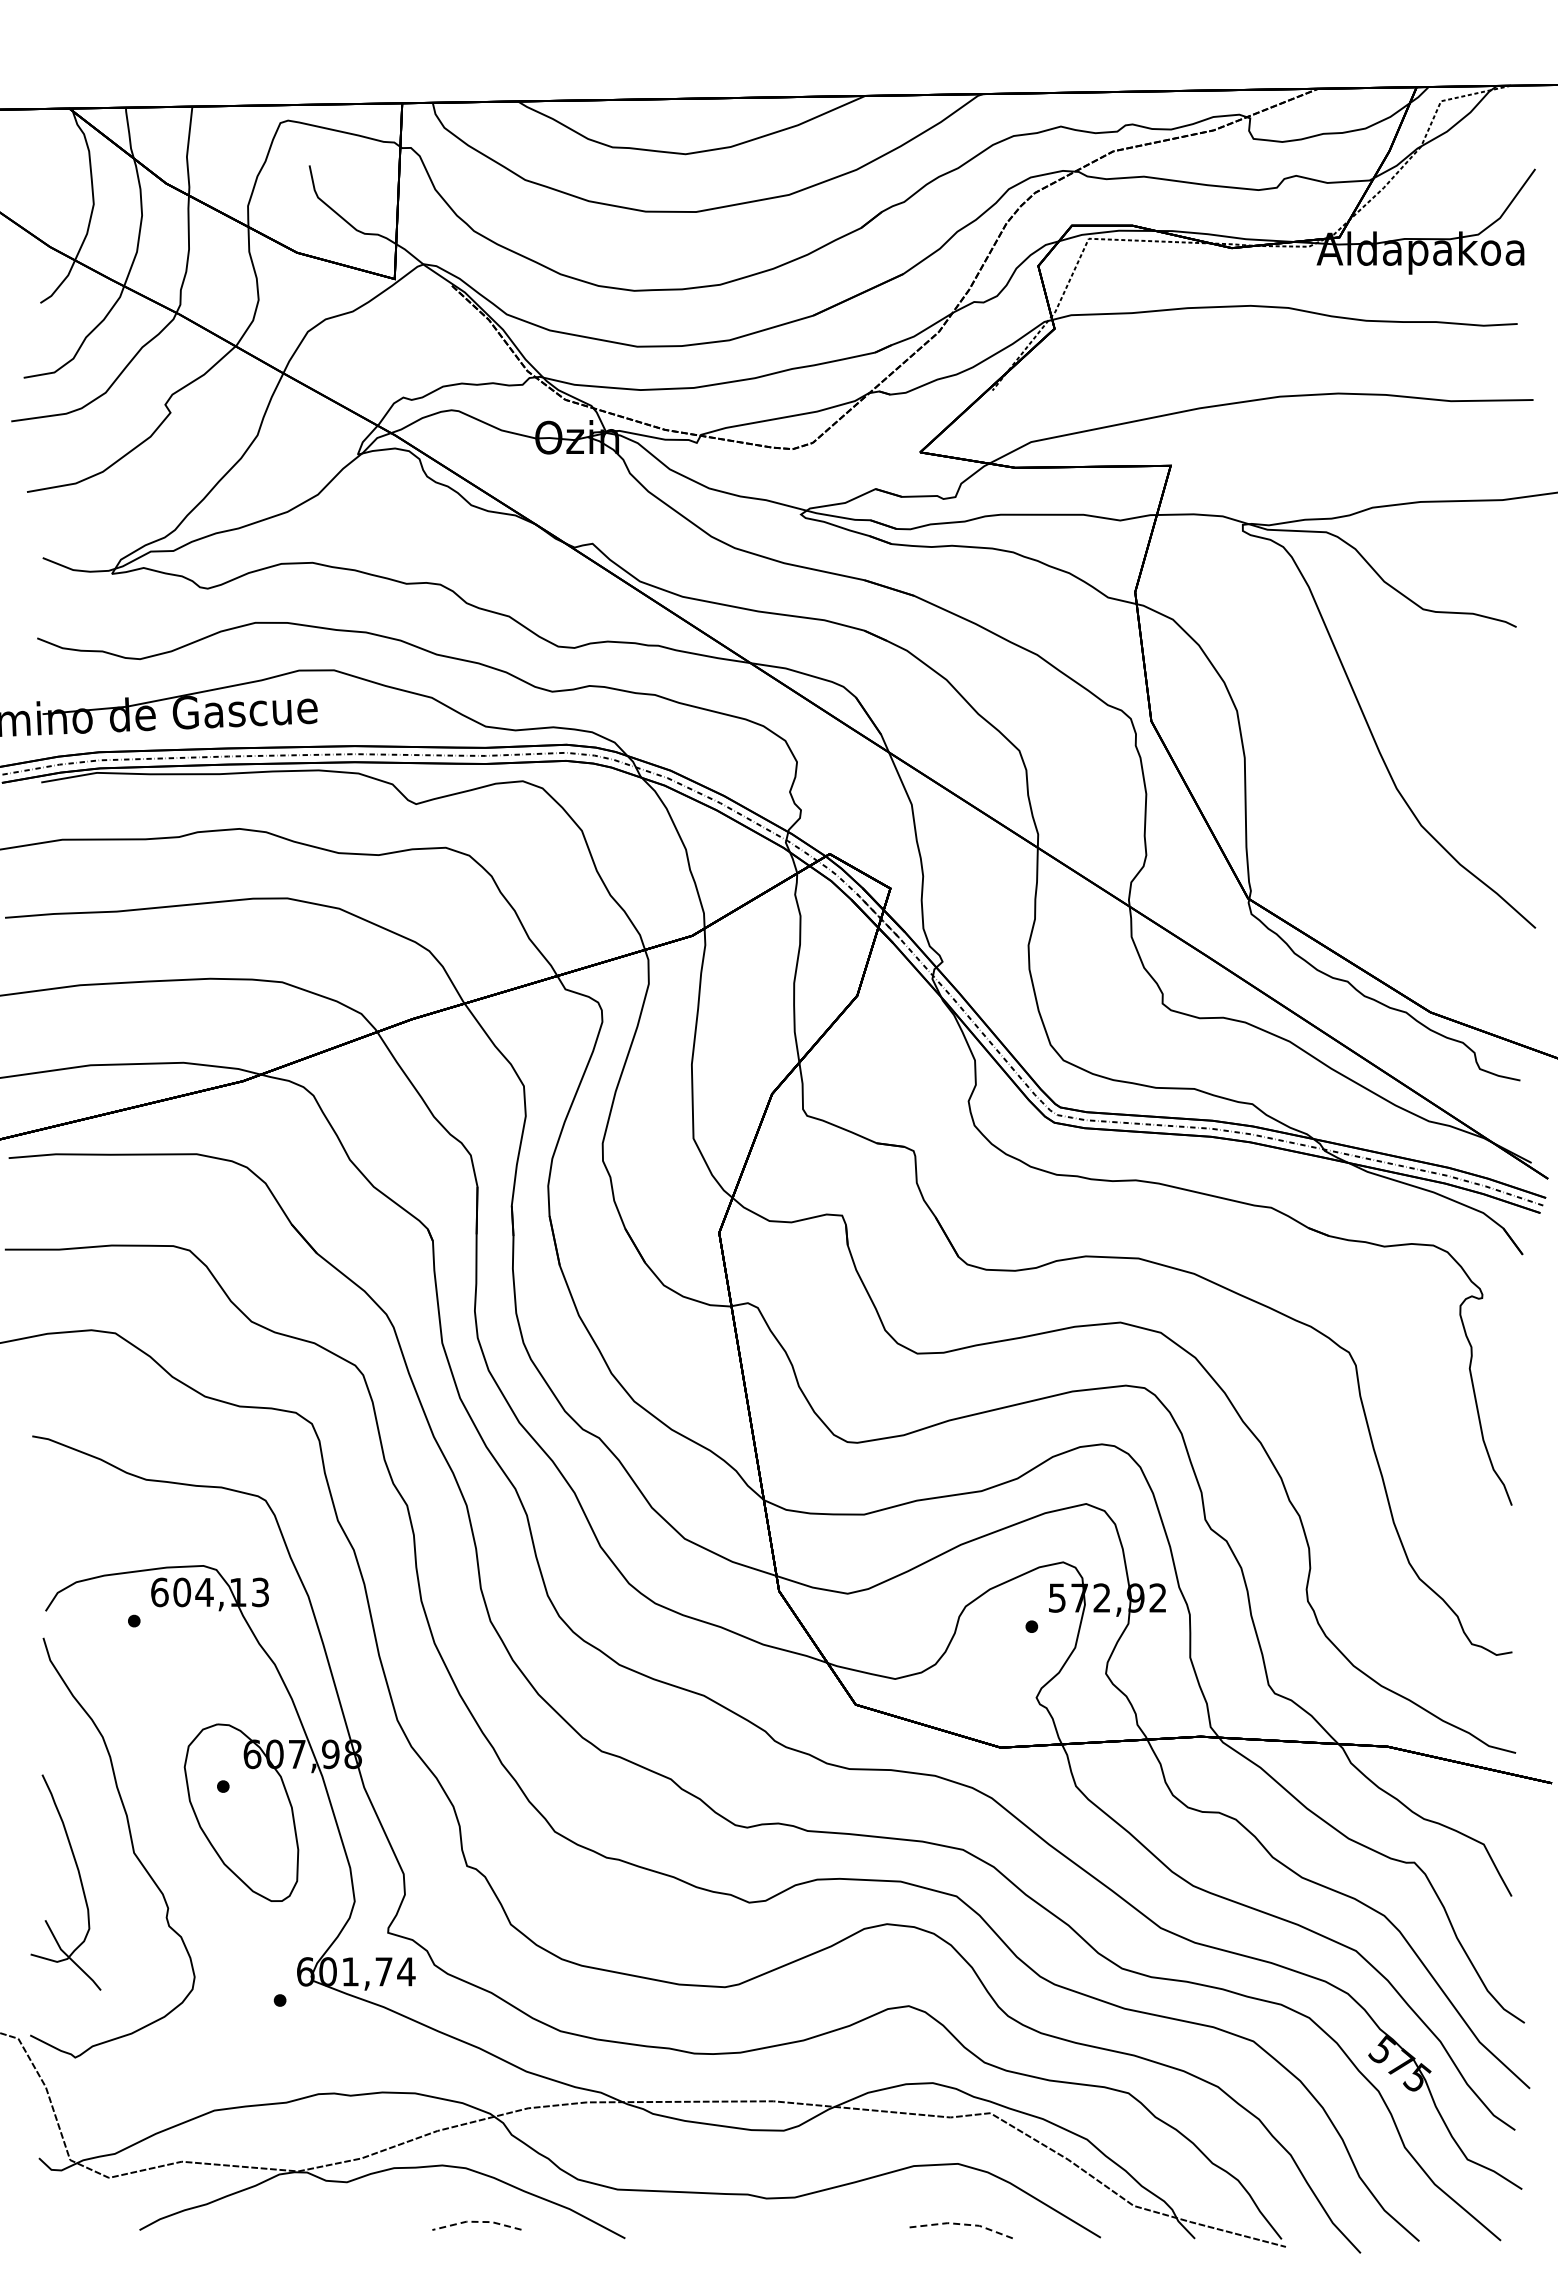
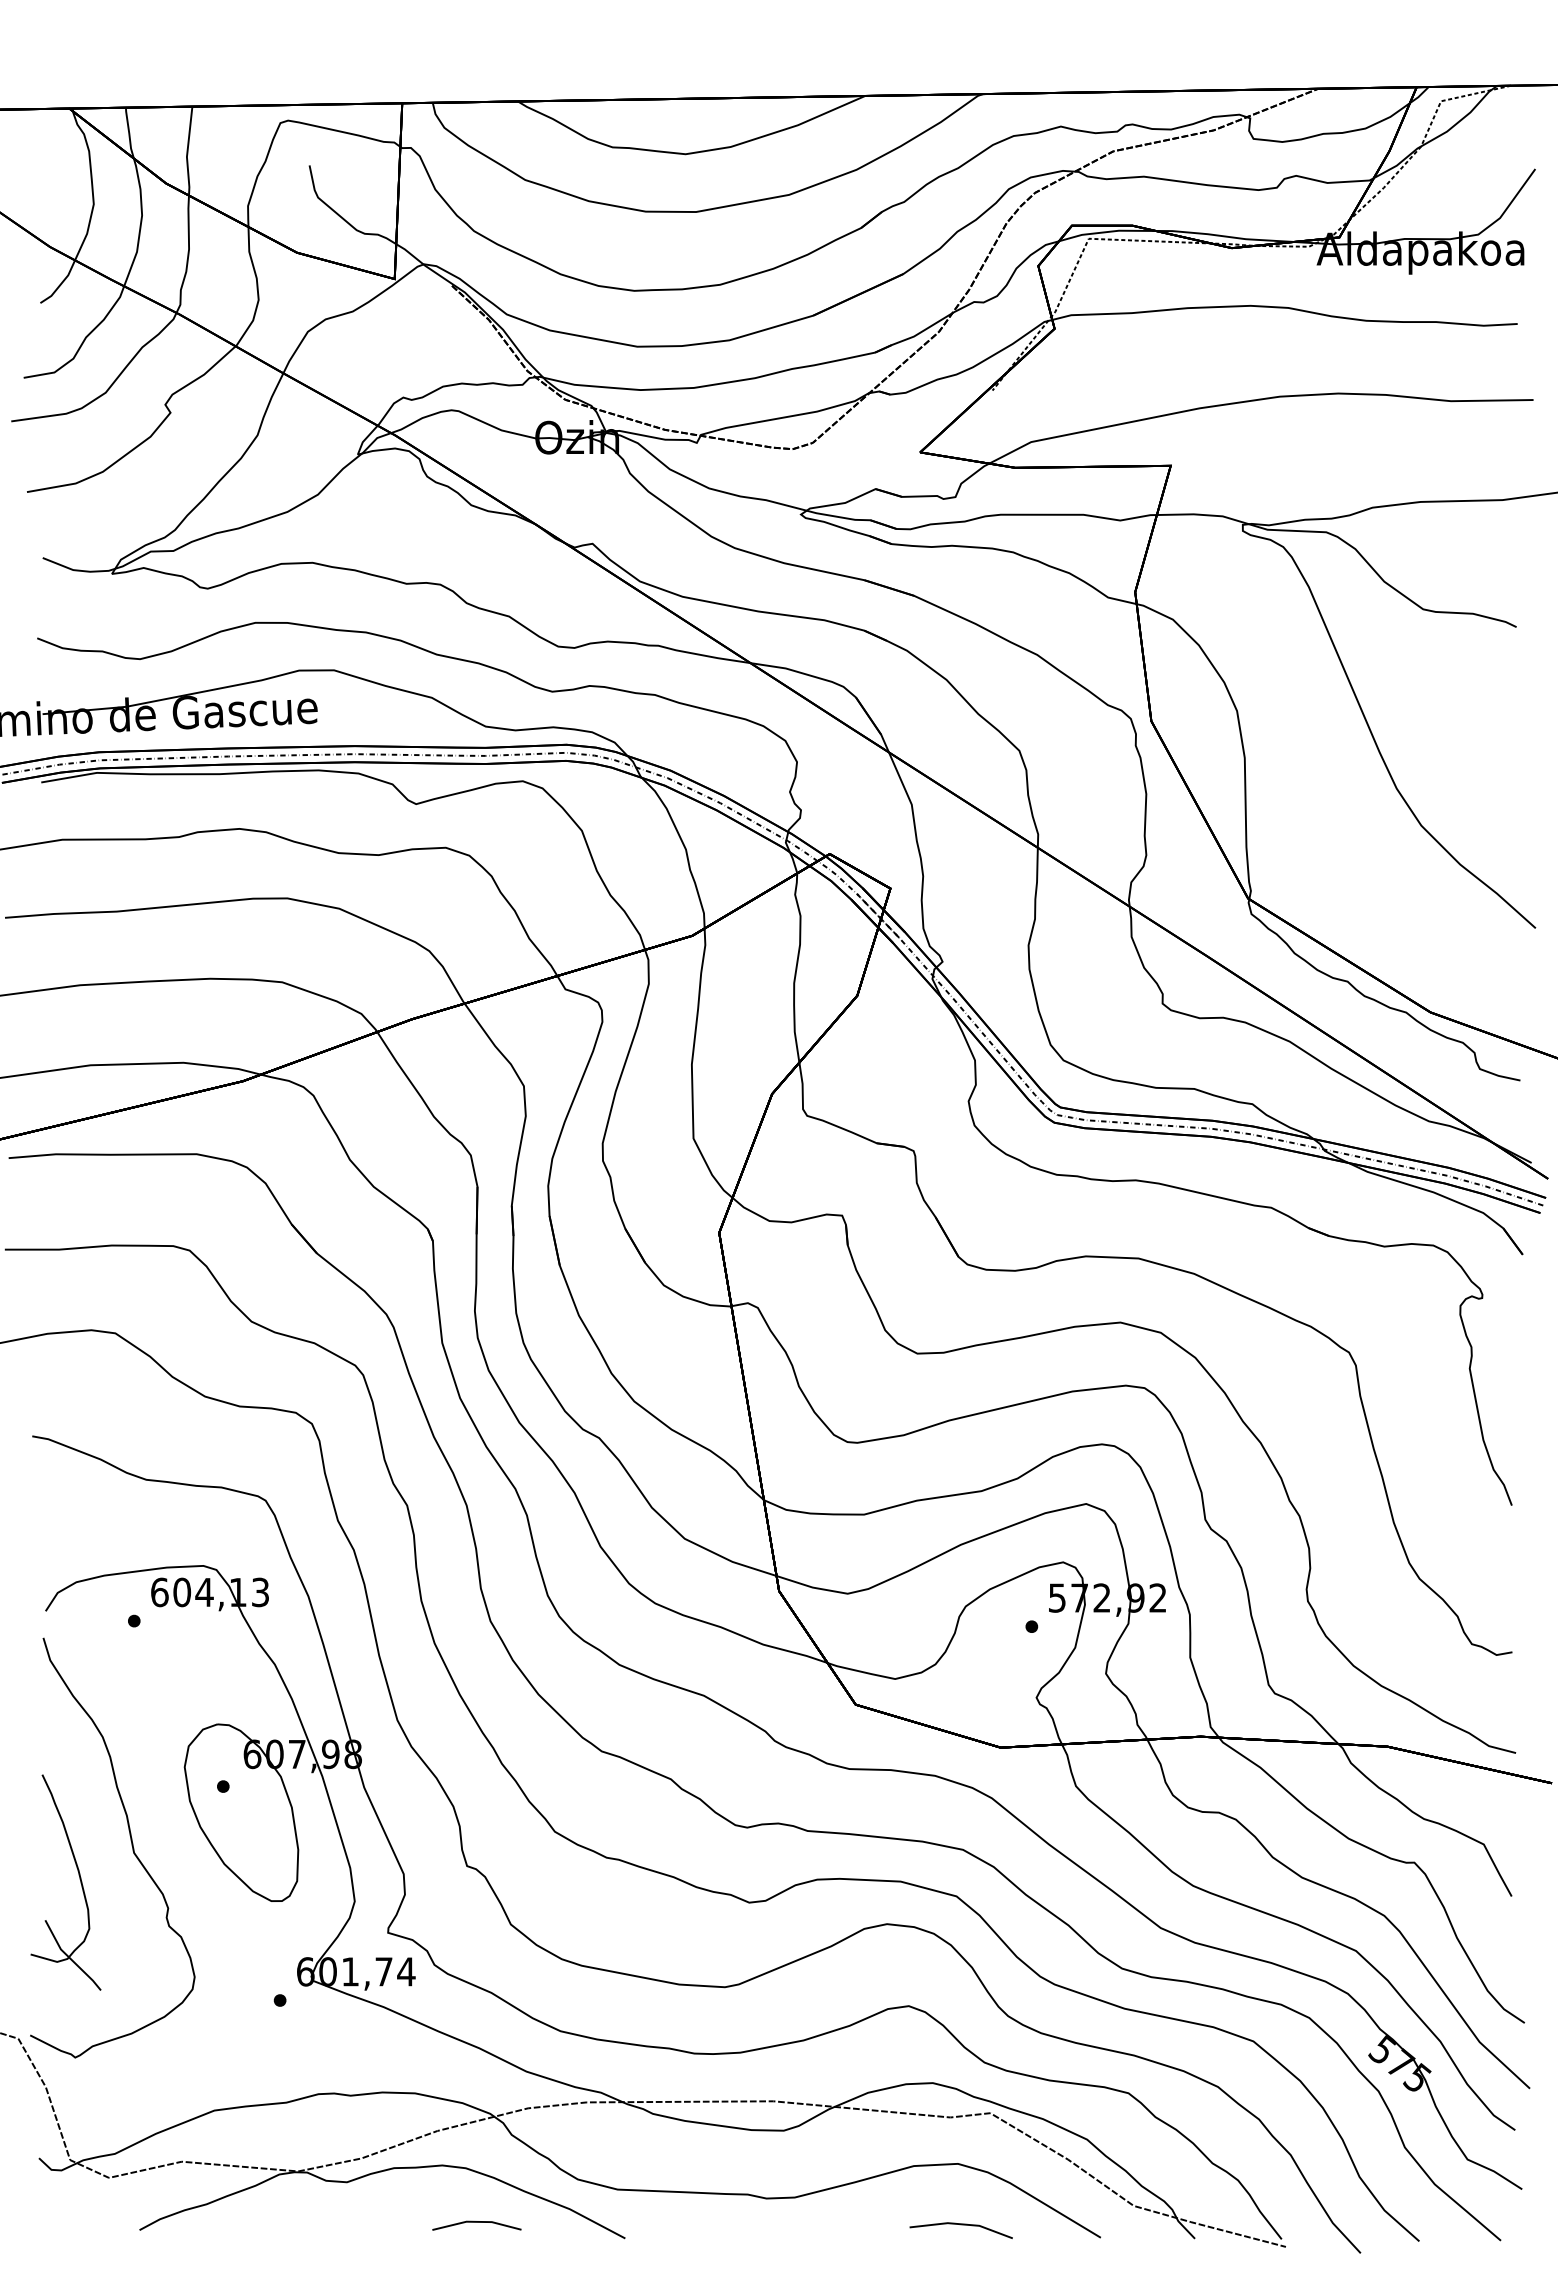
line: dashed -> solid (476, 2221)
line: dashed -> solid (961, 2224)
